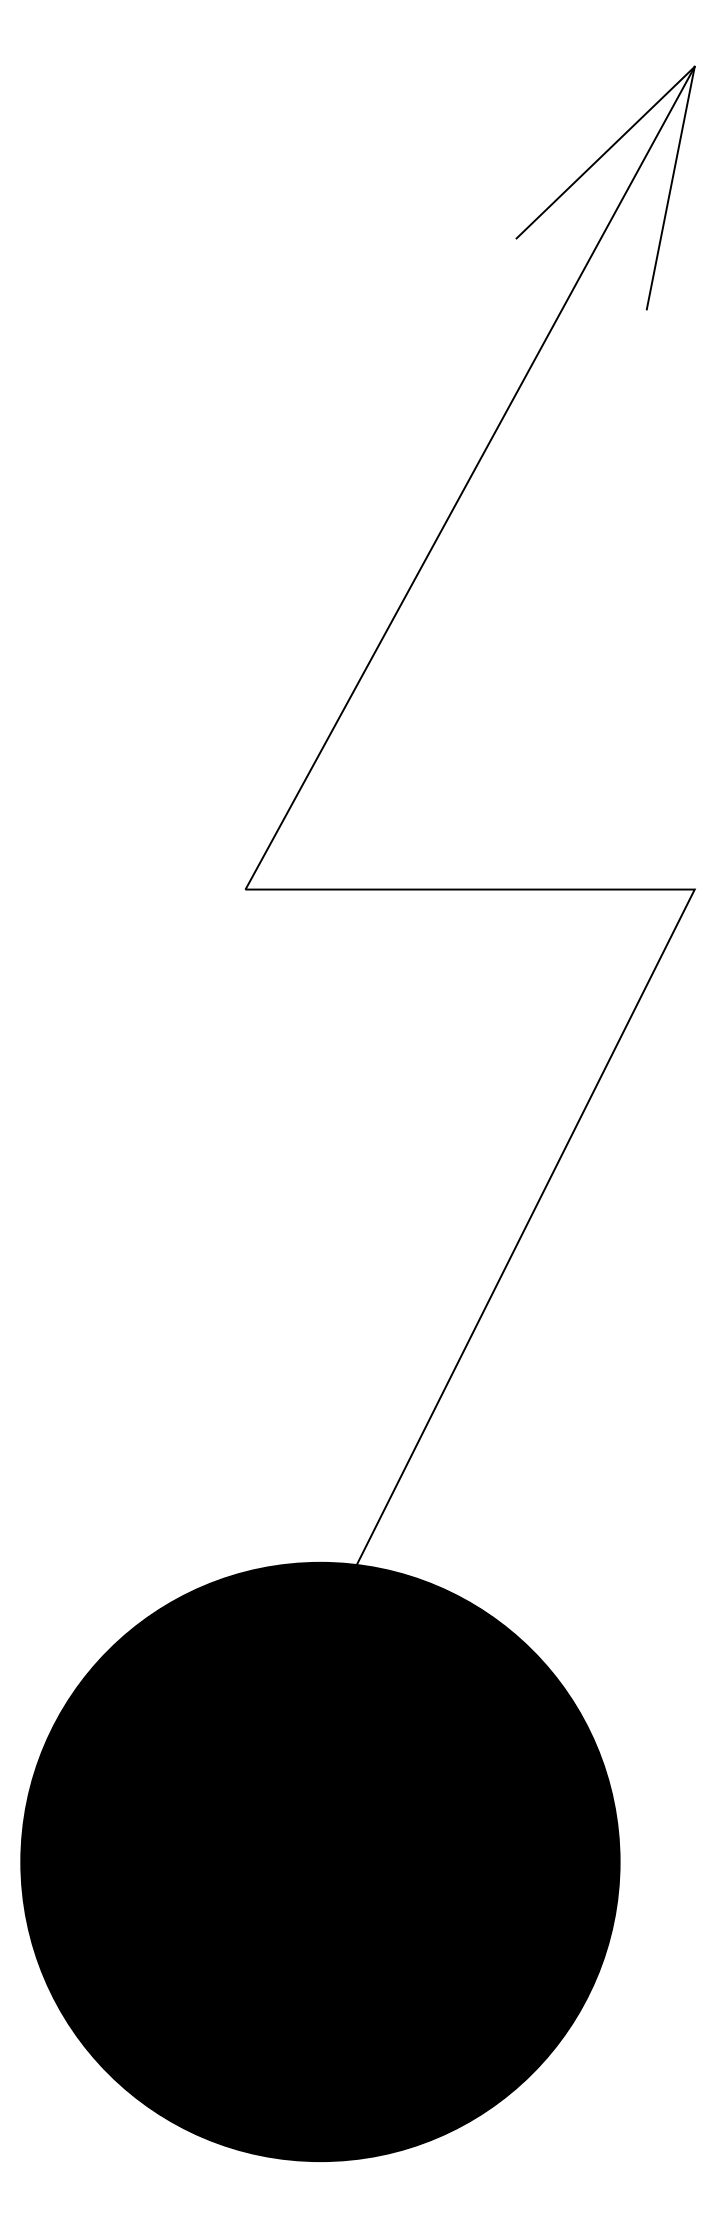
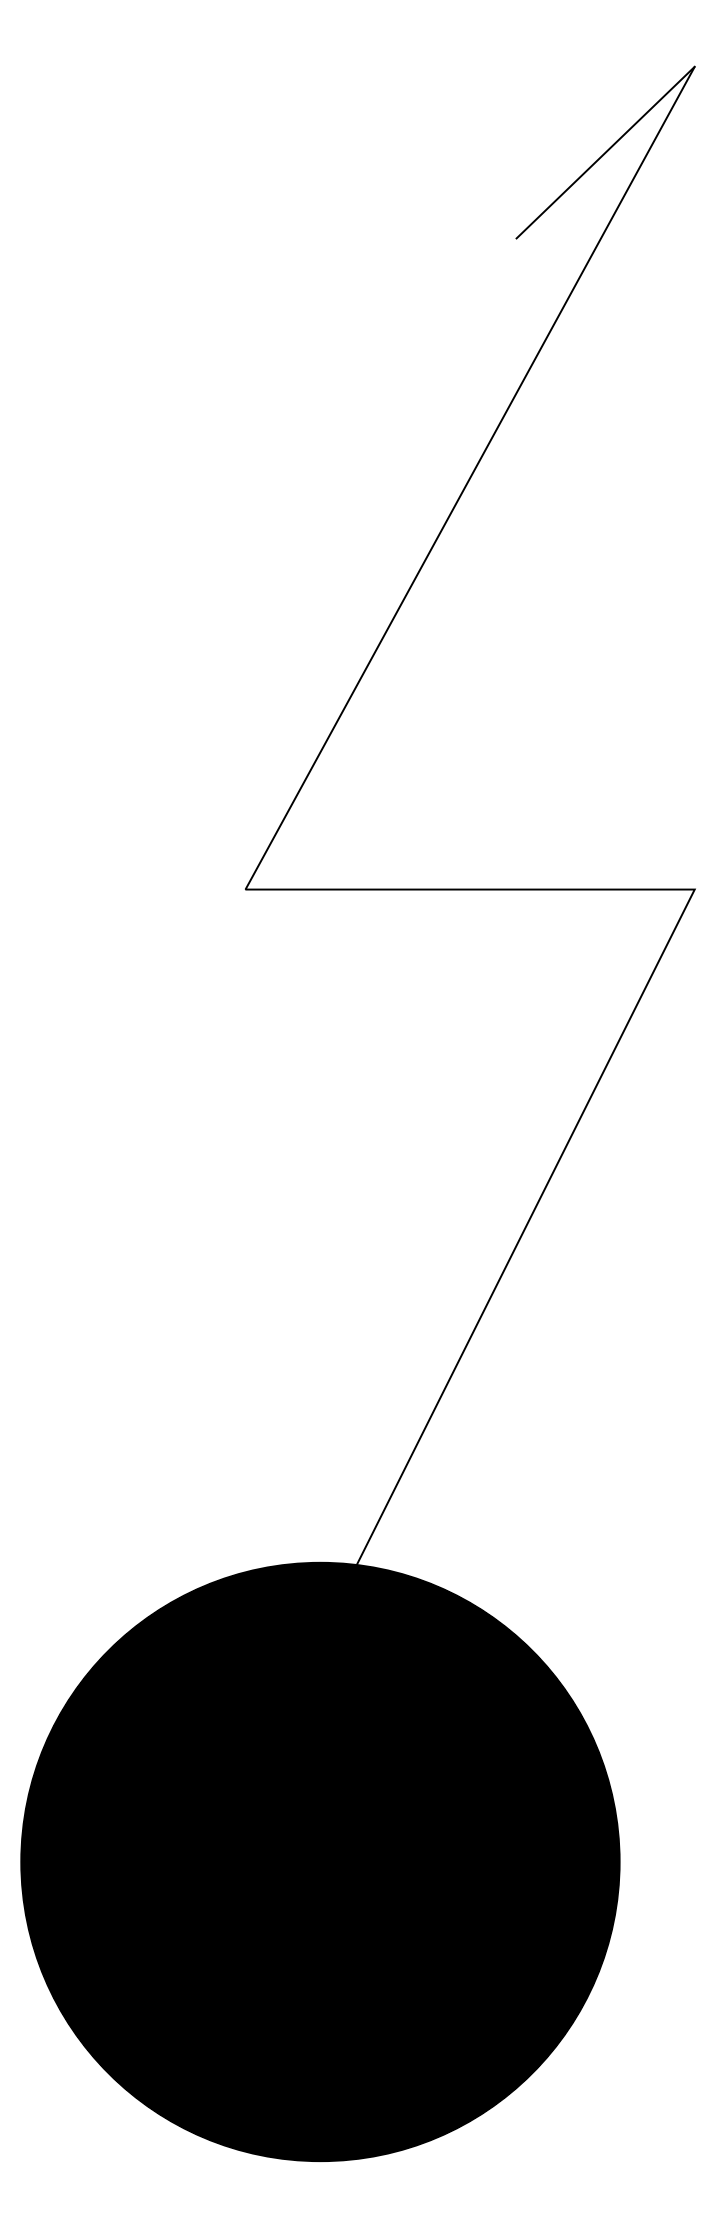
line: present -> none (670, 187)
